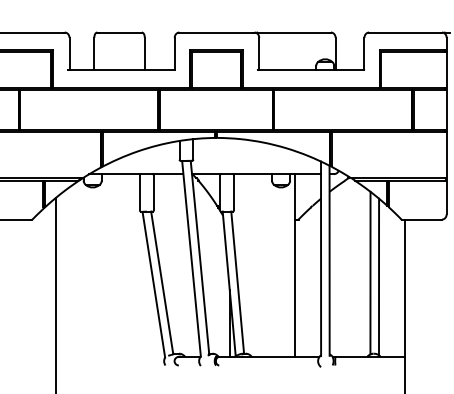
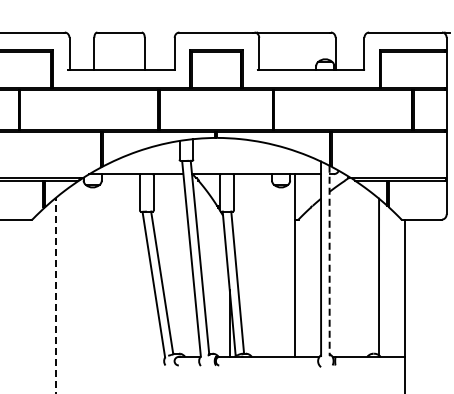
line: solid -> dashed (329, 260)
line: present -> none (370, 272)
line: solid -> dashed (56, 295)
